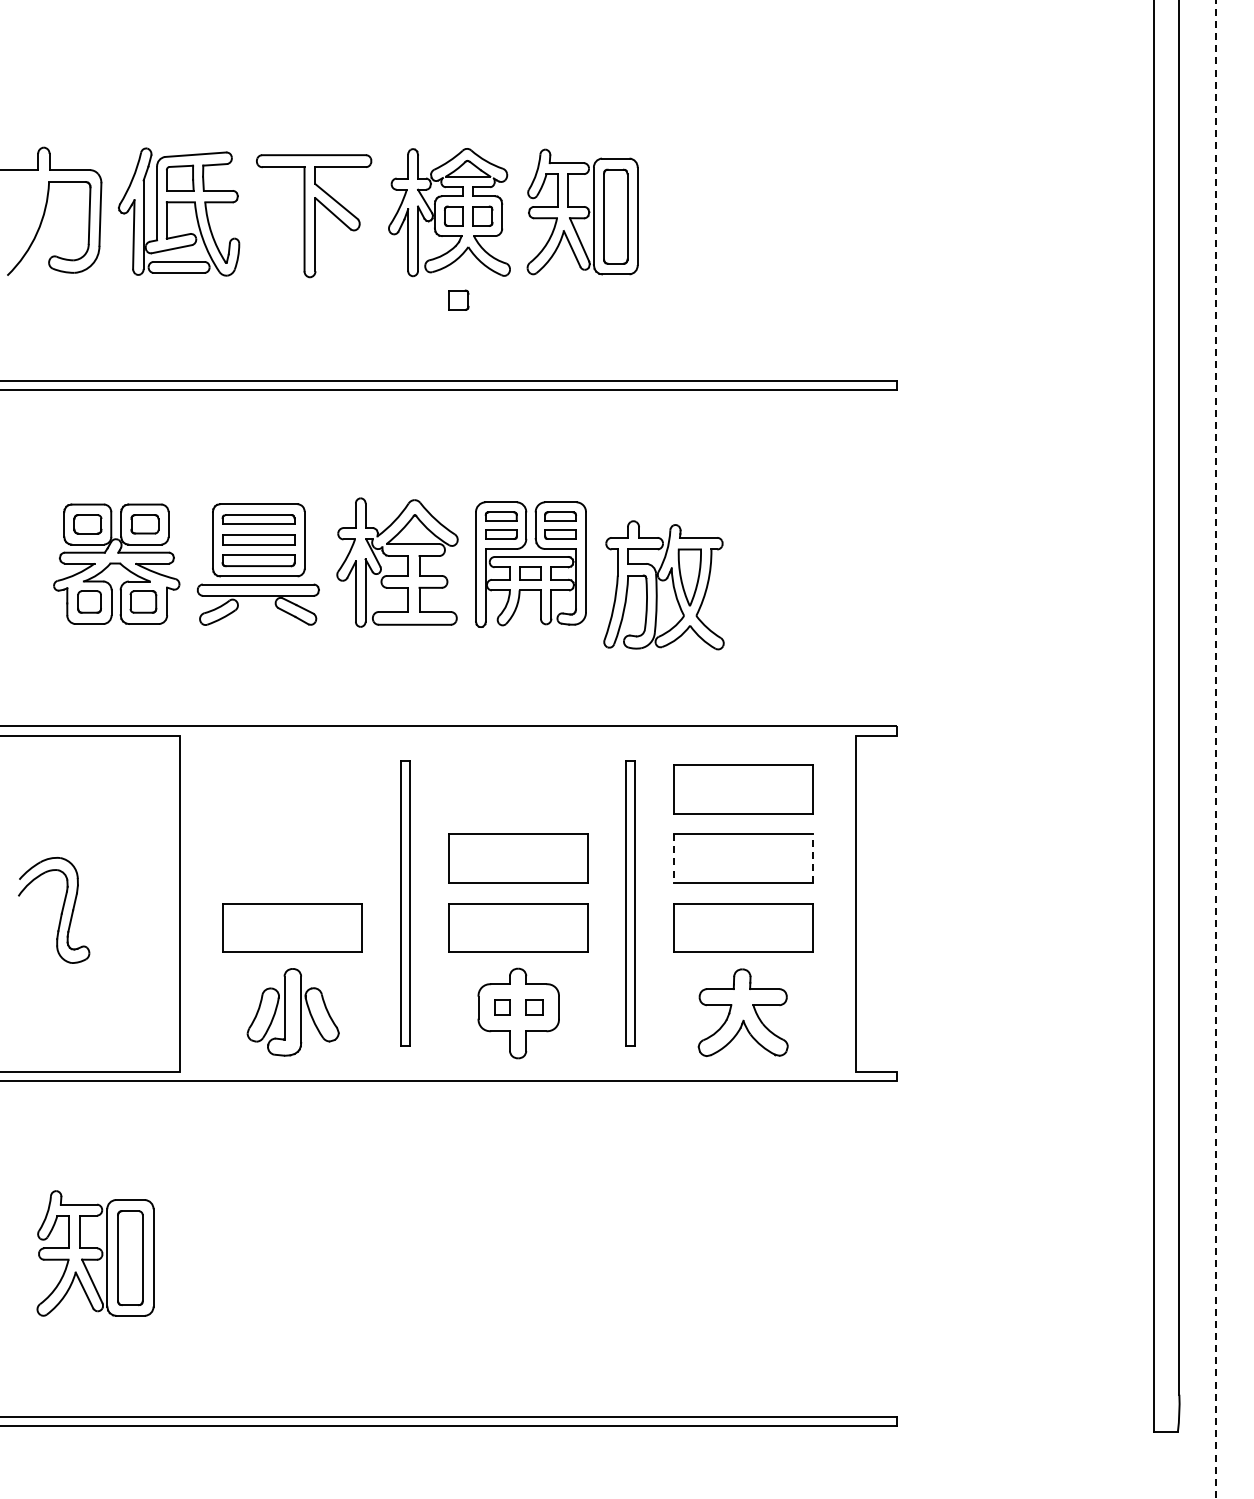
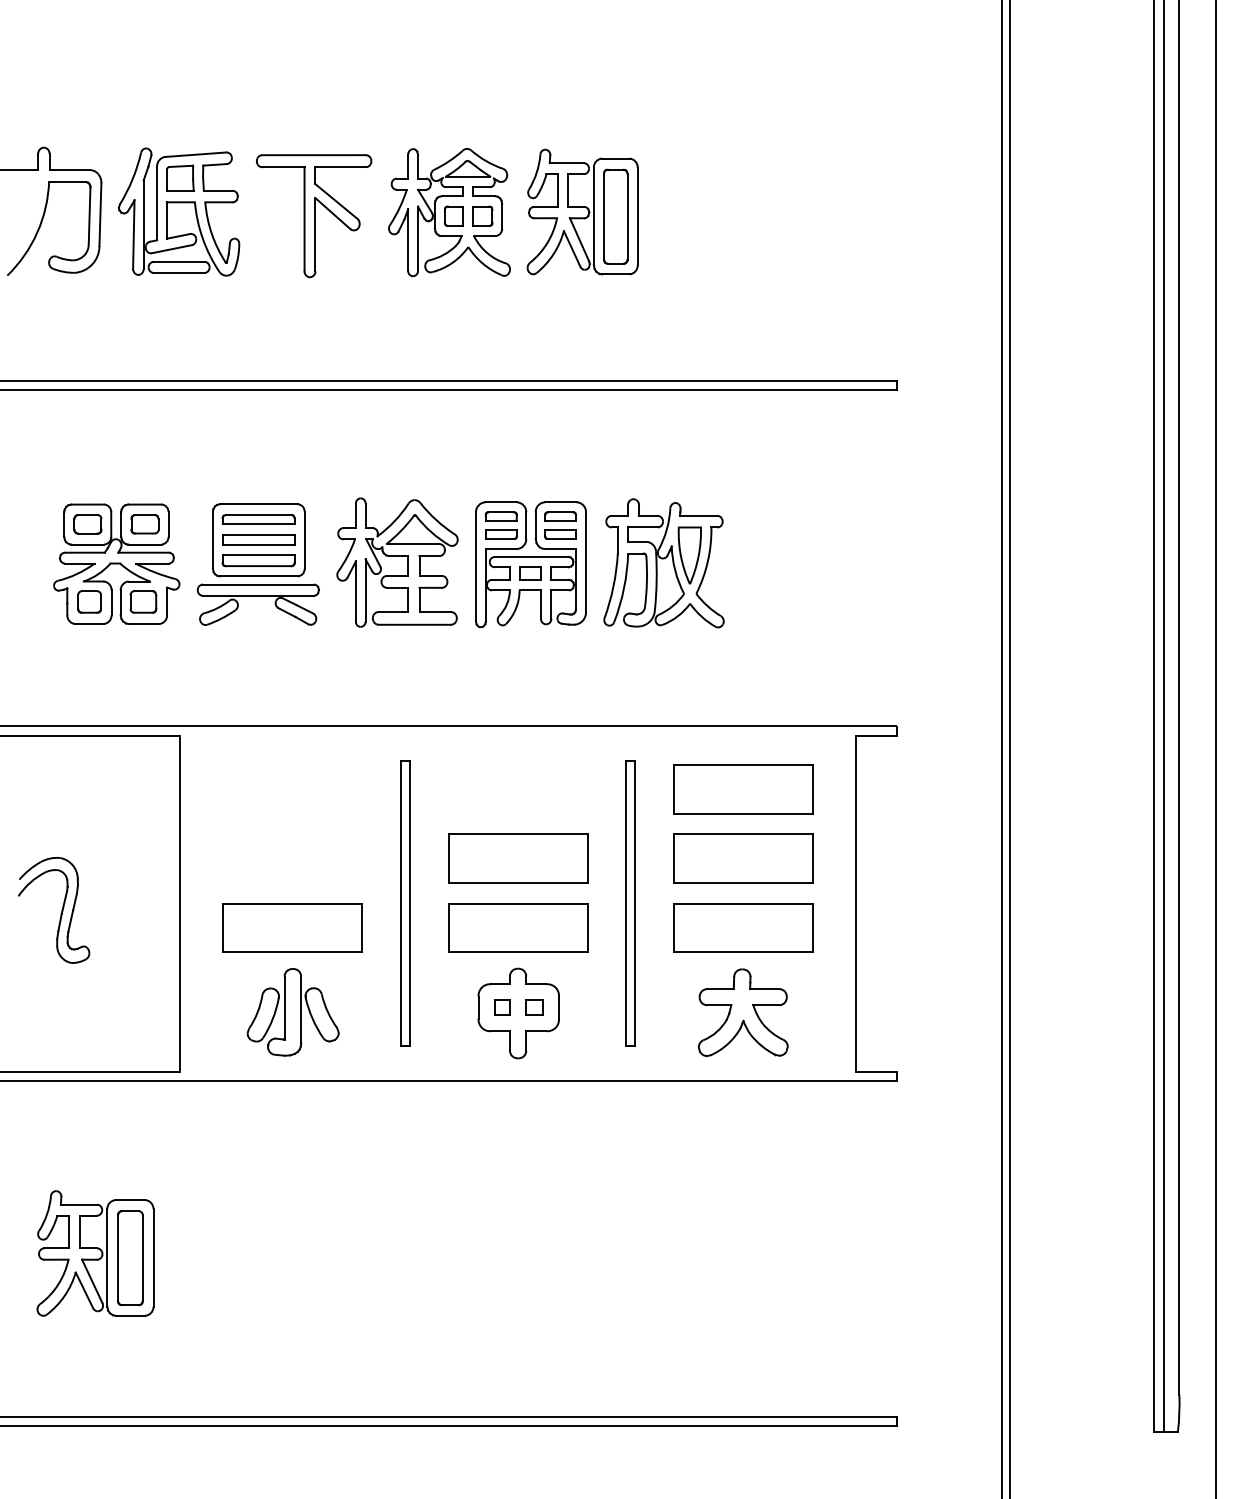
part: present -> none (458, 299)
part position: (663, 585) -> (663, 563) (663, 563)
line: none -> present (1163, 717)
line: none -> present (1002, 748)
line: none -> present (1009, 748)
line: dashed -> solid (1216, 748)
line: dashed -> solid (812, 858)
line: dashed -> solid (673, 859)
